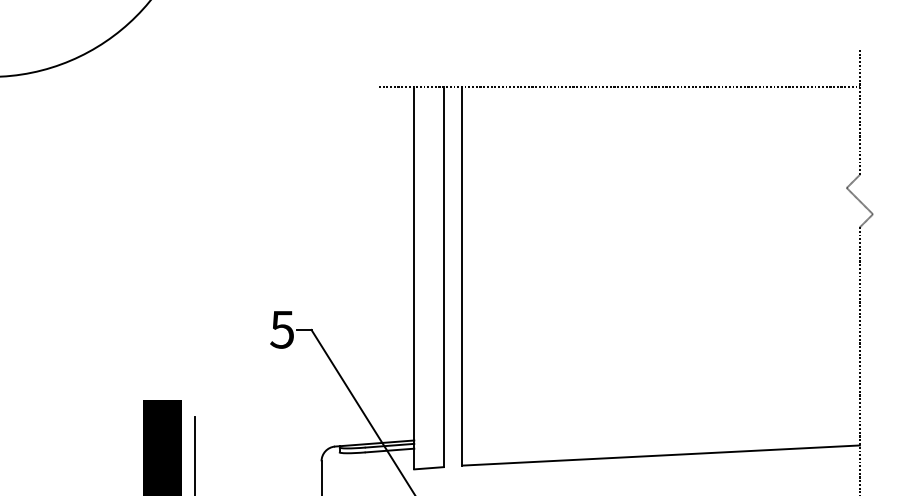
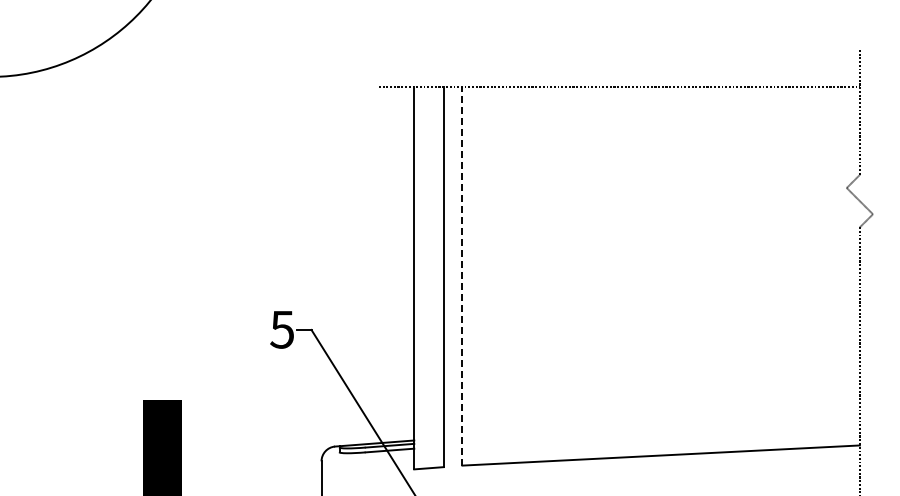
line: solid -> dashed (462, 276)
line: present -> none (194, 454)
